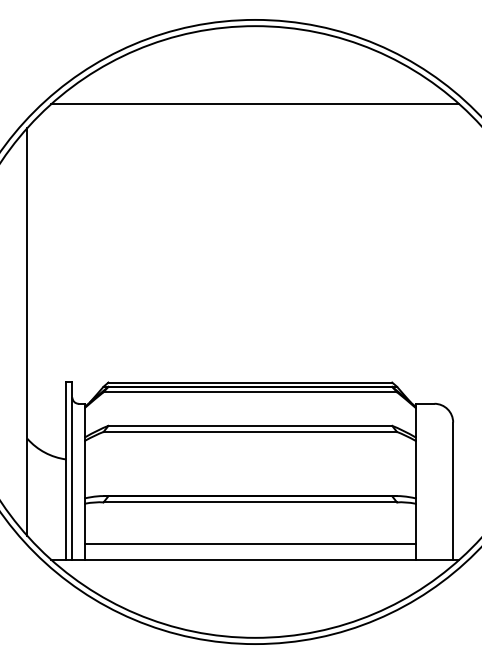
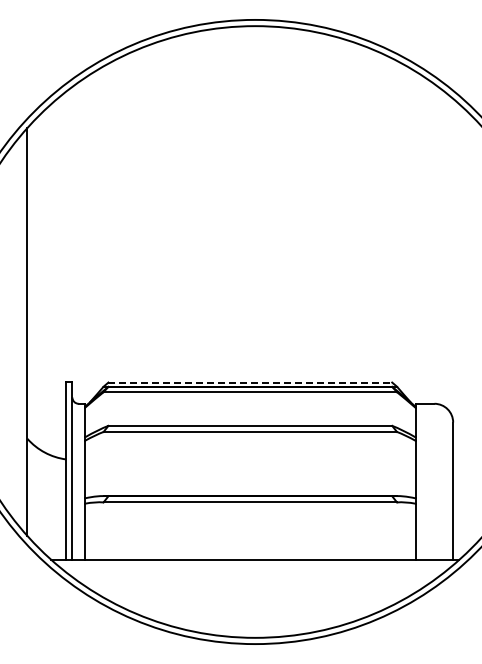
line: present -> none (255, 104)
line: solid -> dashed (250, 382)
line: present -> none (249, 543)
